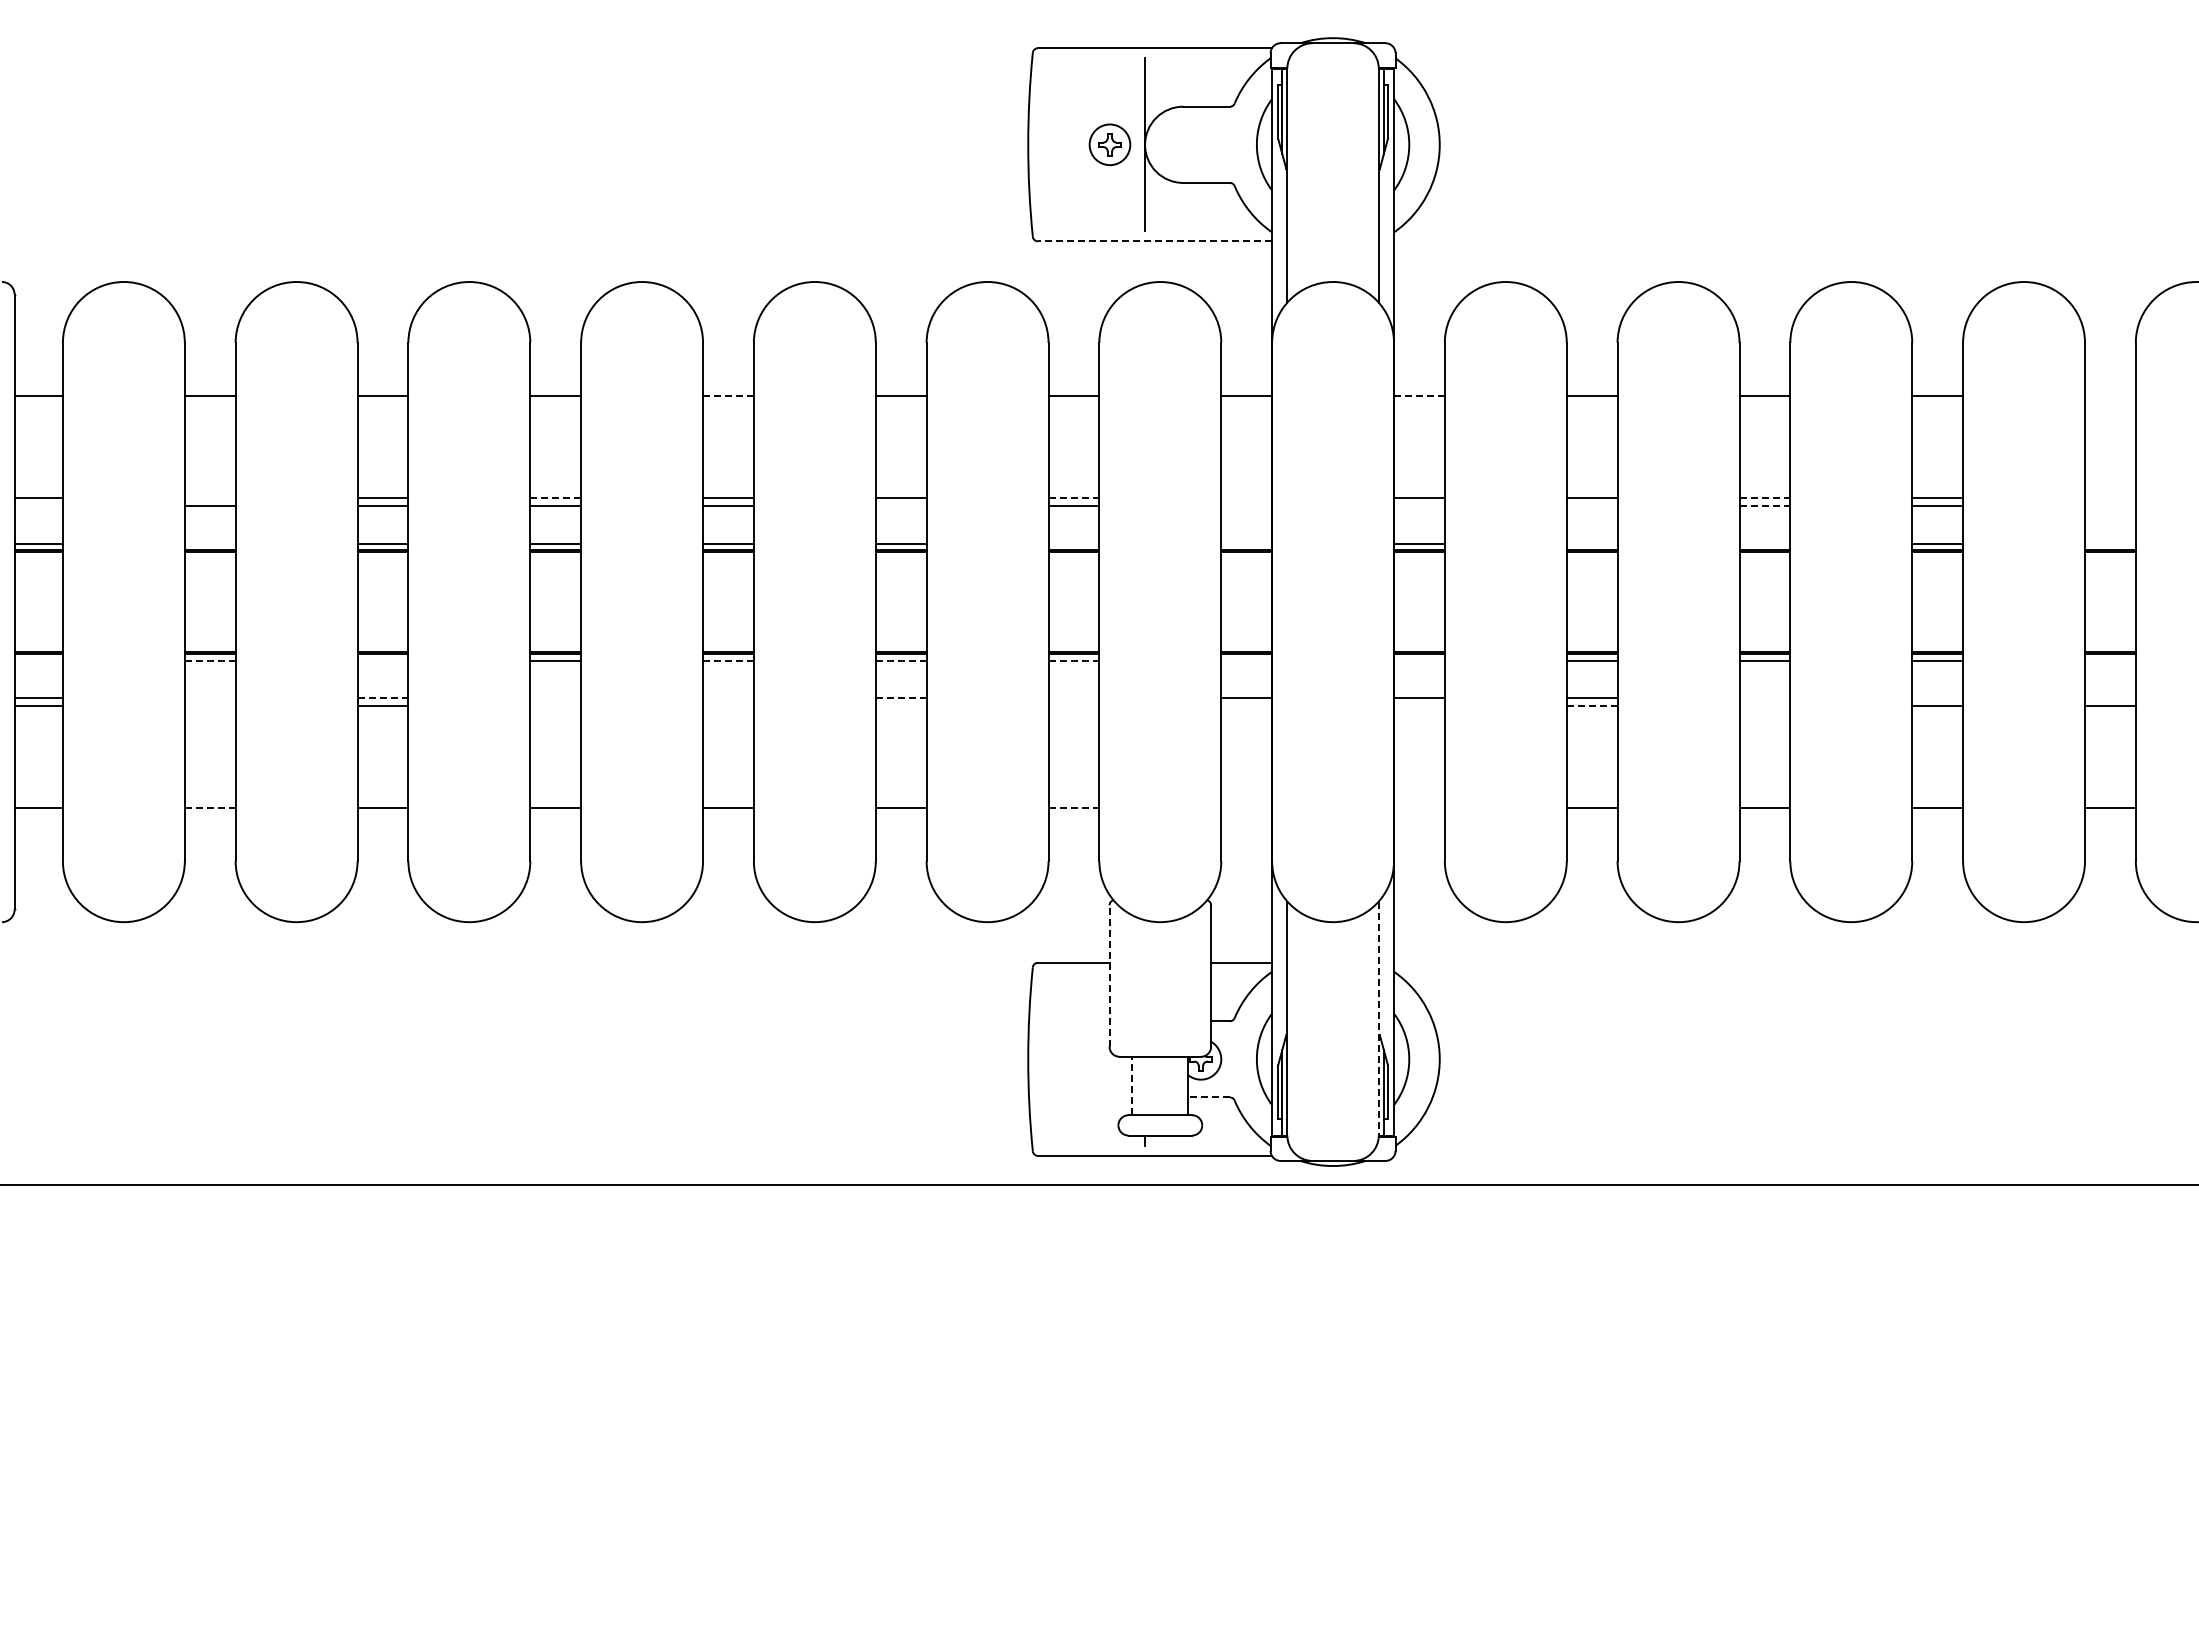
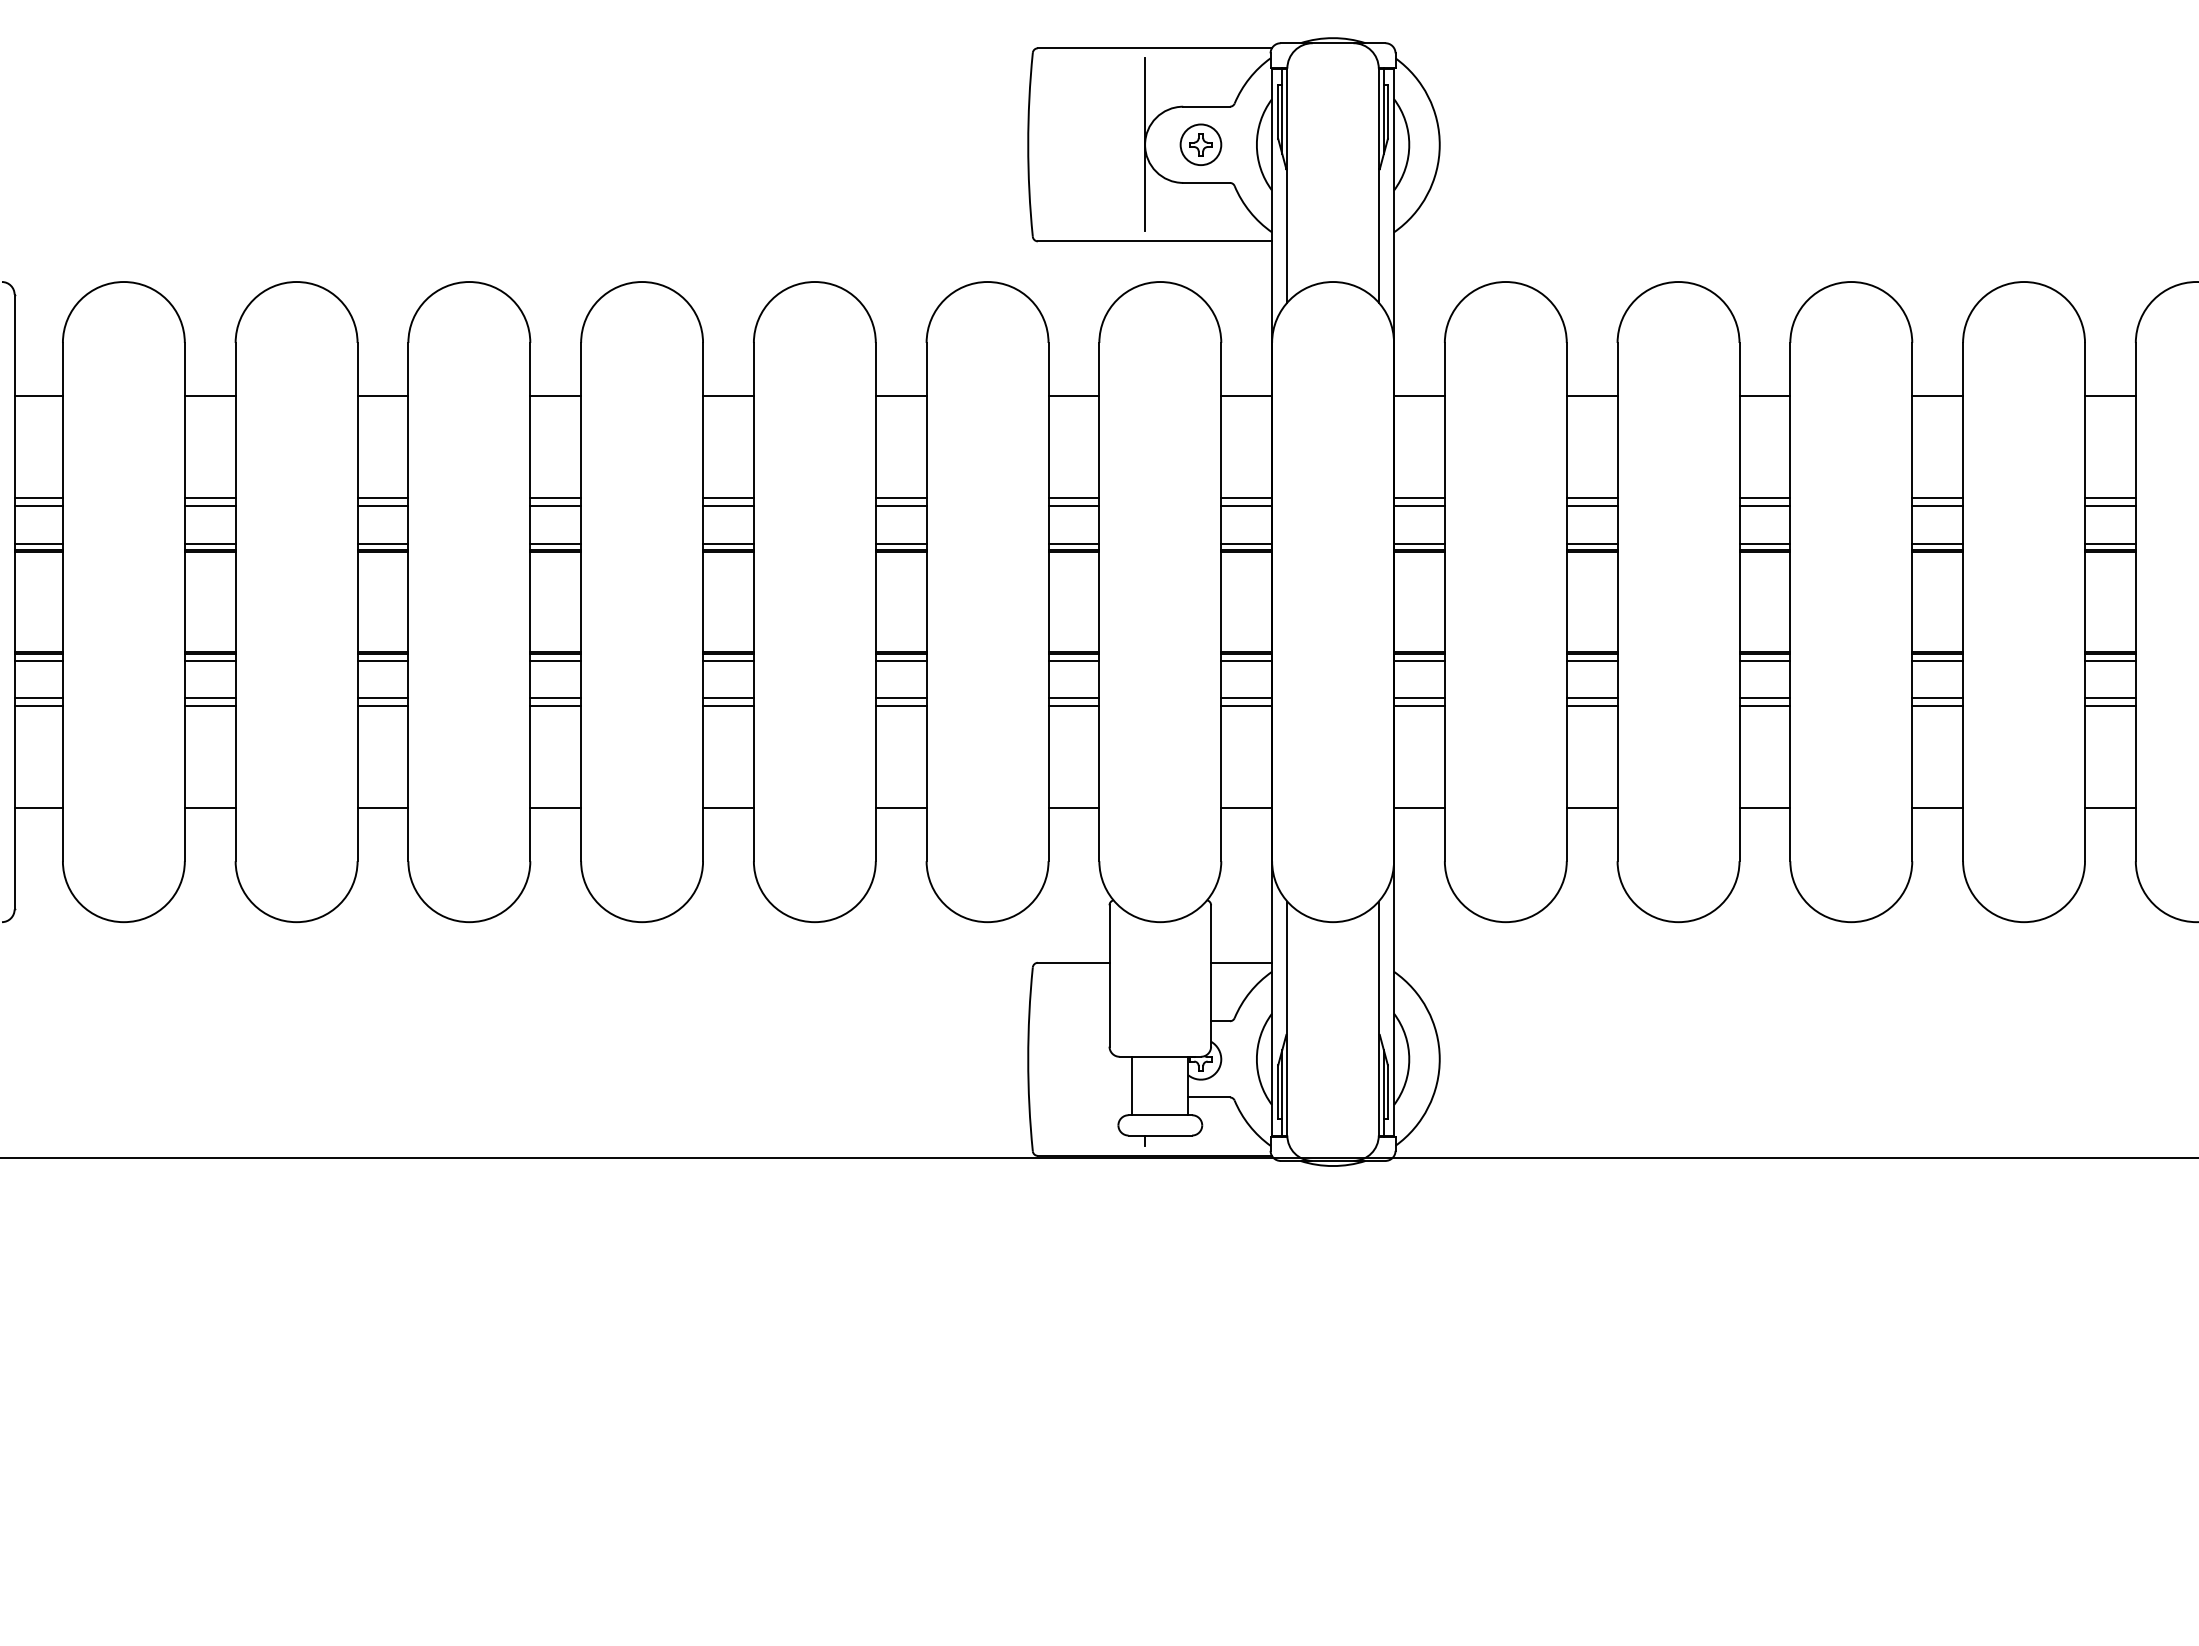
part position: (1109, 144) -> (1200, 144) (1200, 144)
line: dashed -> solid (1154, 241)
line: dashed -> solid (727, 396)
line: dashed -> solid (1418, 396)
line: none -> present (2110, 396)
line: none -> present (209, 497)
line: dashed -> solid (556, 497)
line: dashed -> solid (1074, 497)
line: none -> present (1246, 497)
line: dashed -> solid (1765, 497)
line: none -> present (2110, 497)
line: none -> present (38, 506)
line: none -> present (900, 506)
line: none -> present (1246, 506)
line: none -> present (1419, 506)
line: none -> present (1591, 506)
line: dashed -> solid (1765, 506)
line: none -> present (2110, 506)
line: none -> present (209, 543)
line: none -> present (1073, 543)
line: none -> present (1246, 543)
line: none -> present (1591, 543)
line: none -> present (1764, 543)
line: none -> present (2110, 543)
line: none -> present (38, 660)
line: dashed -> solid (210, 660)
line: none -> present (382, 660)
line: dashed -> solid (728, 660)
line: dashed -> solid (901, 660)
line: dashed -> solid (1074, 660)
line: none -> present (1246, 660)
line: none -> present (1419, 660)
line: none -> present (2110, 660)
line: none -> present (209, 698)
line: dashed -> solid (383, 698)
line: none -> present (555, 698)
line: none -> present (728, 698)
line: dashed -> solid (901, 698)
line: none -> present (1073, 698)
line: none -> present (1764, 698)
line: none -> present (1937, 698)
line: none -> present (2110, 698)
line: none -> present (209, 706)
line: none -> present (555, 706)
line: none -> present (728, 706)
line: none -> present (900, 706)
line: none -> present (1073, 706)
line: none -> present (1246, 706)
line: none -> present (1419, 706)
line: dashed -> solid (1592, 706)
line: none -> present (1764, 706)
line: dashed -> solid (210, 807)
line: dashed -> solid (1074, 807)
line: none -> present (1246, 807)
line: none -> present (1419, 807)
line: dashed -> solid (1109, 975)
line: dashed -> solid (1378, 1019)
line: dashed -> solid (1132, 1085)
line: dashed -> solid (1209, 1097)
line position: (1098, 1185) -> (1098, 1158) (1098, 1158)
